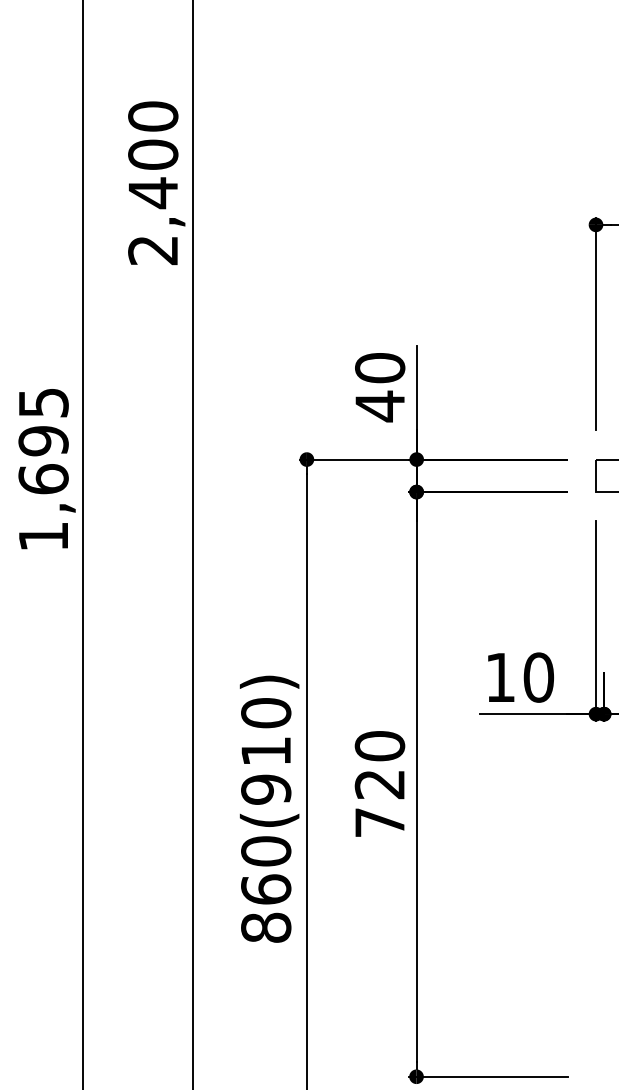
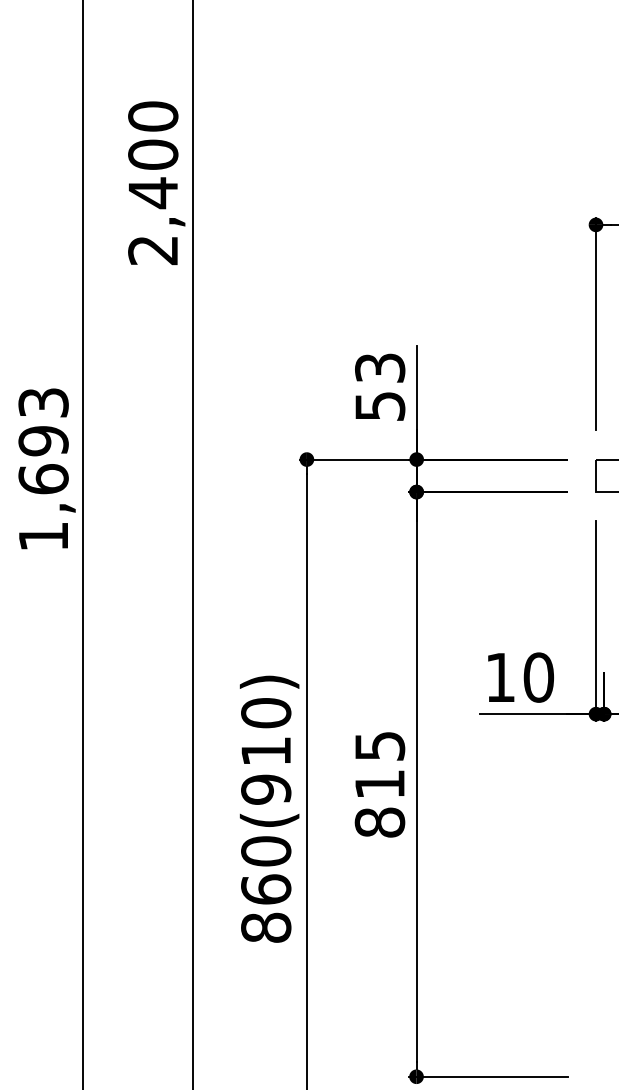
text: 40 -> 53 (380, 387)
text: 1,695 -> 1,693 (43, 402)
text: 720 -> 815 (379, 784)
